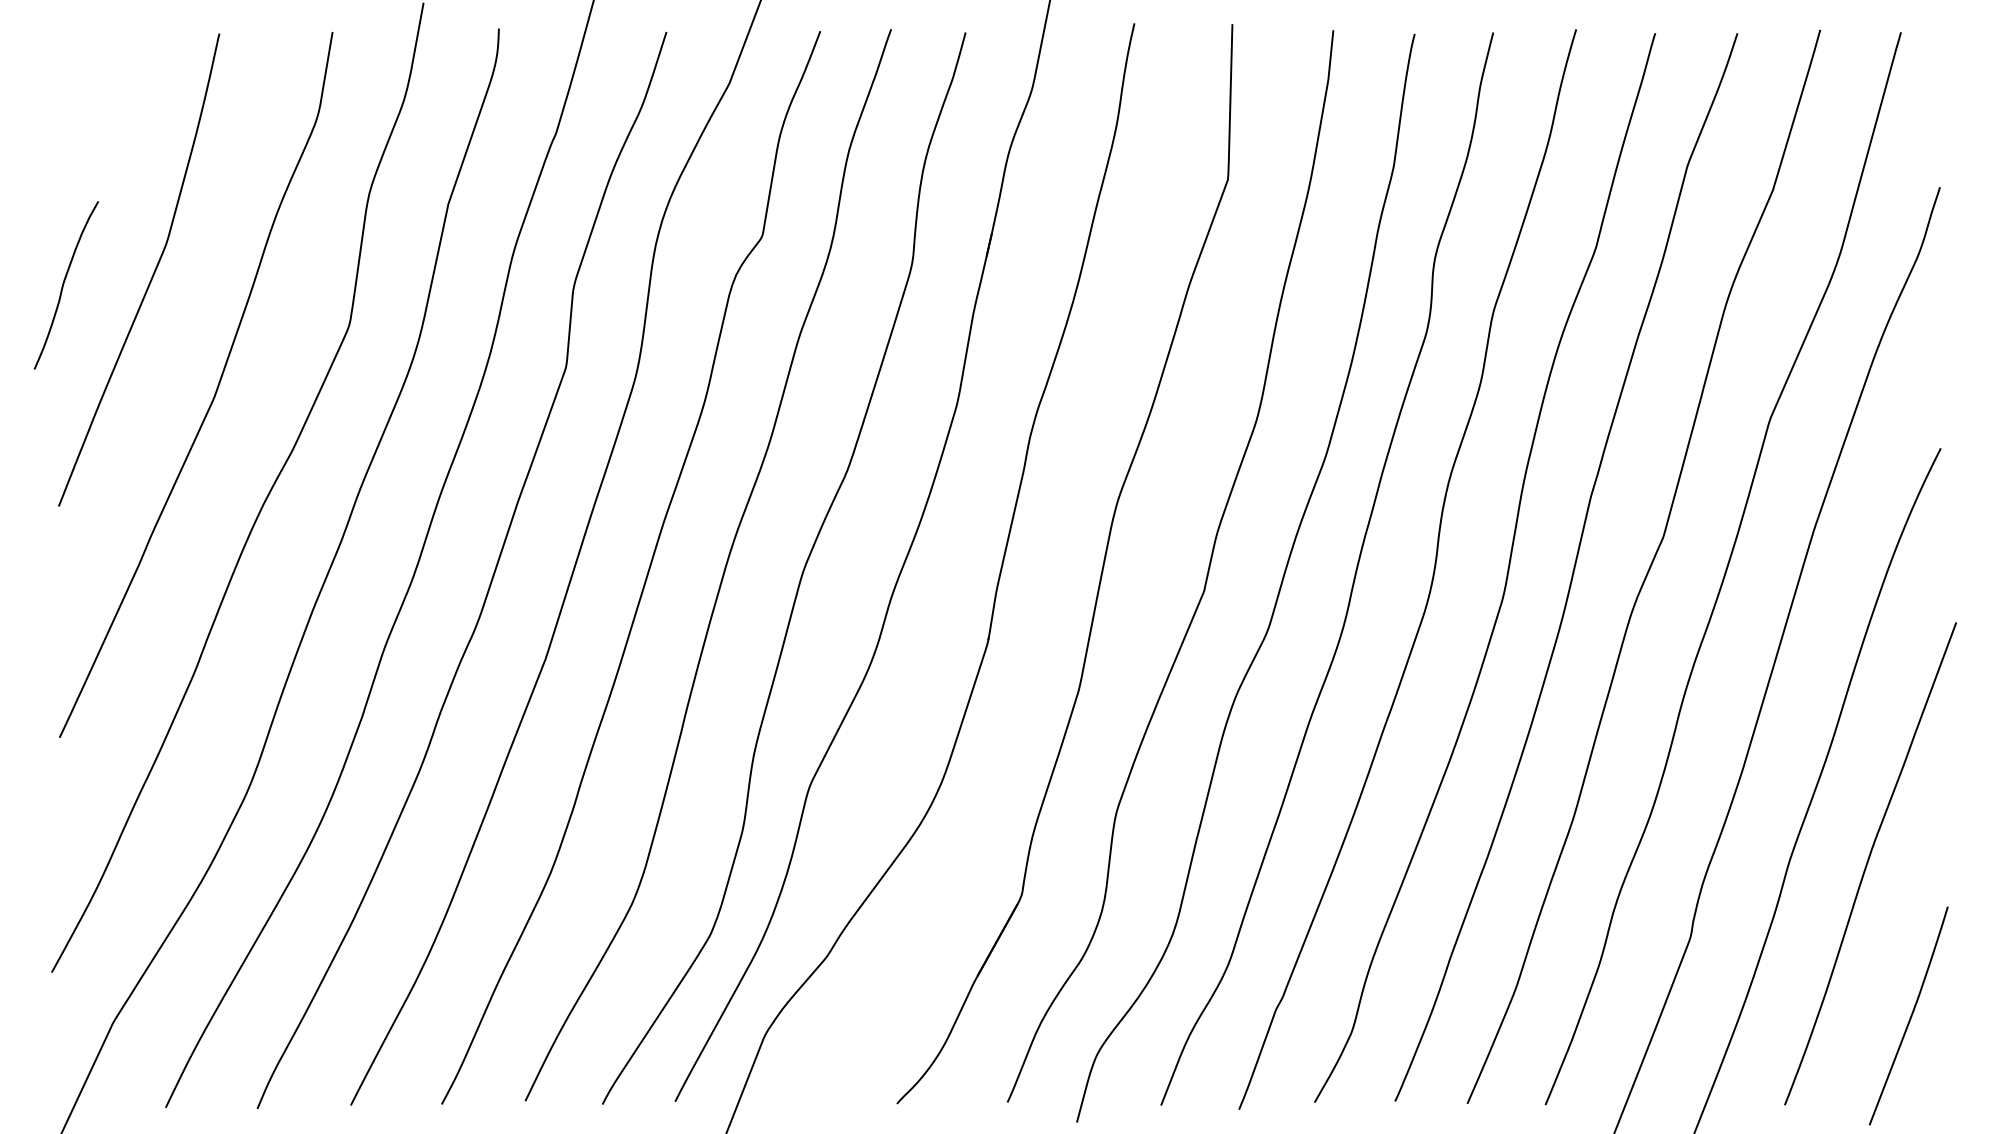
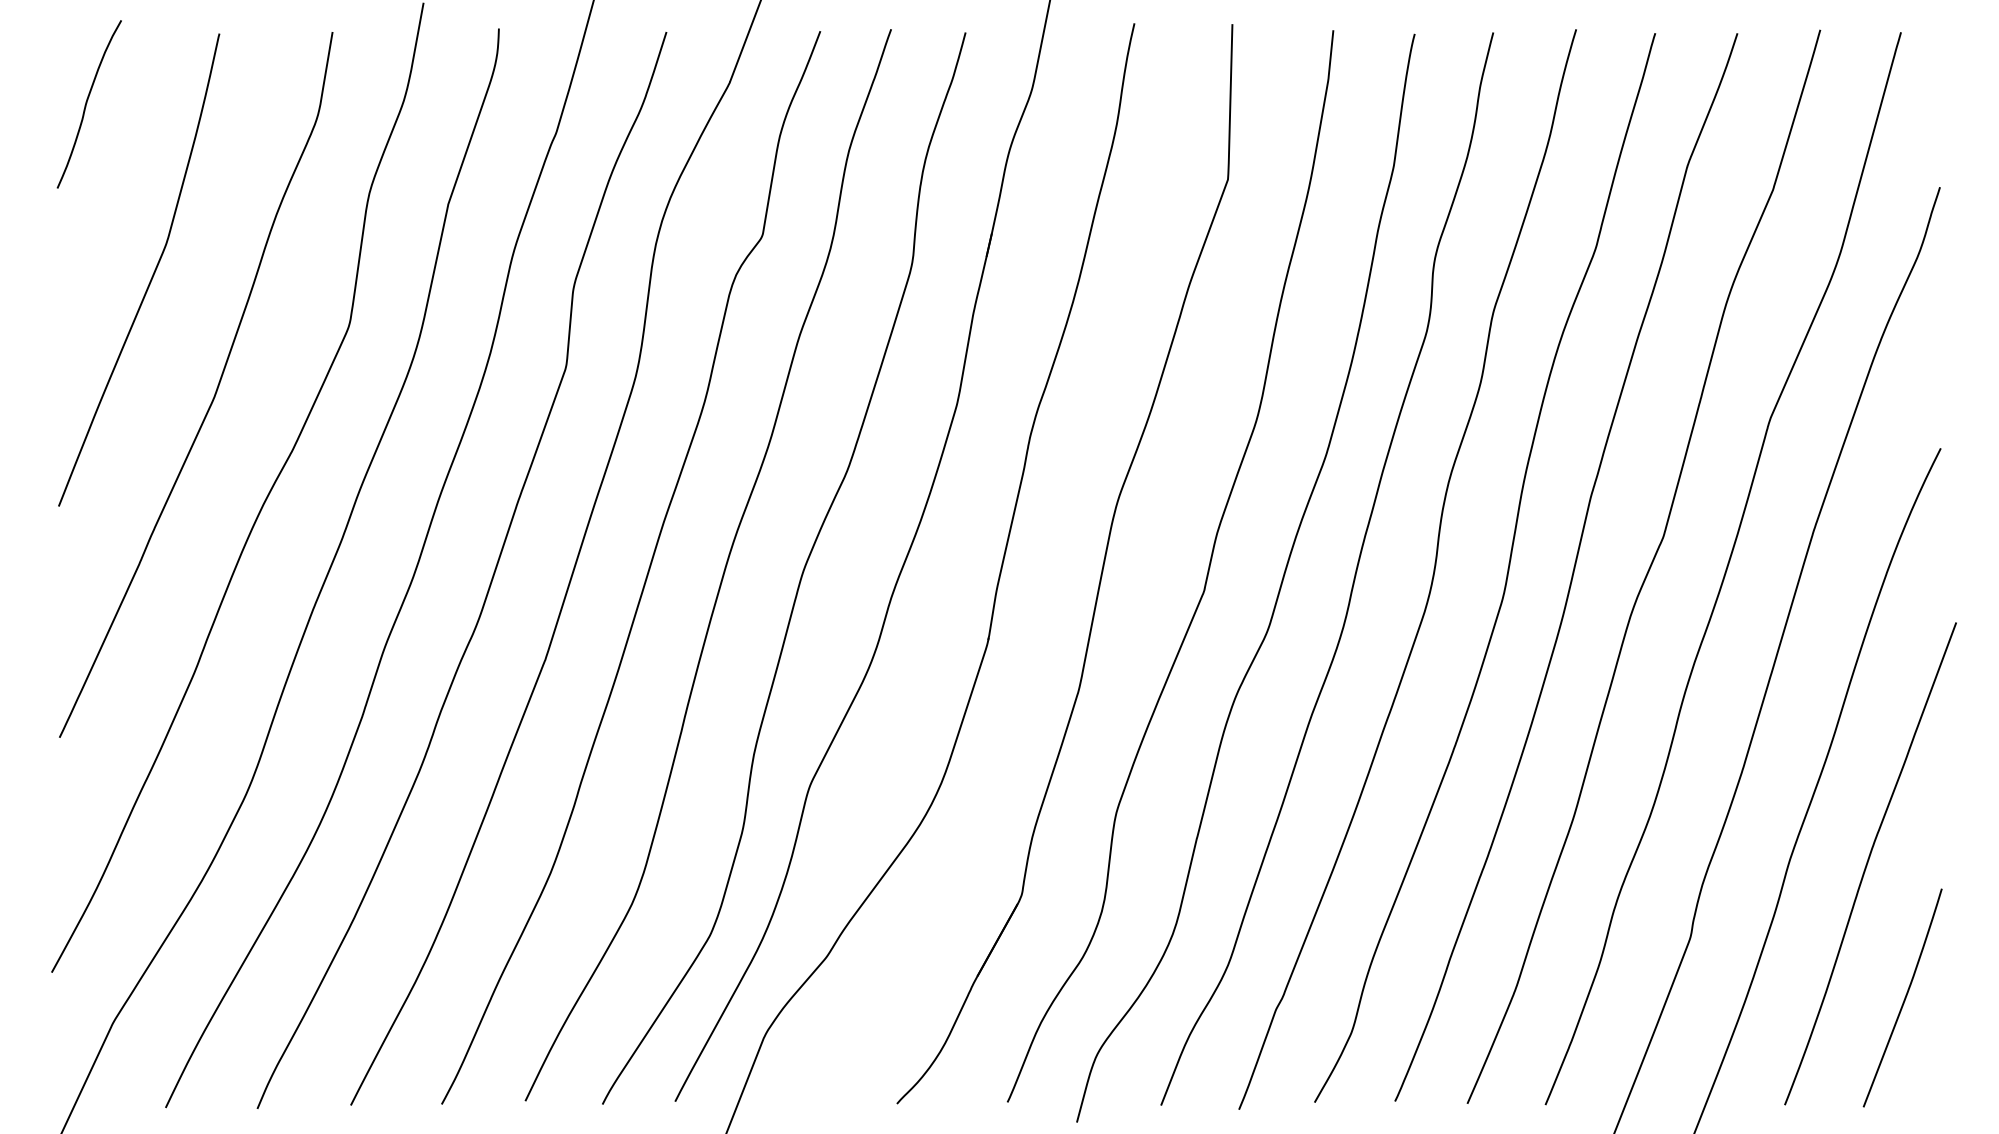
curve position: (64, 284) -> (87, 103) (87, 103)
curve position: (1910, 1015) -> (1904, 997) (1904, 997)
